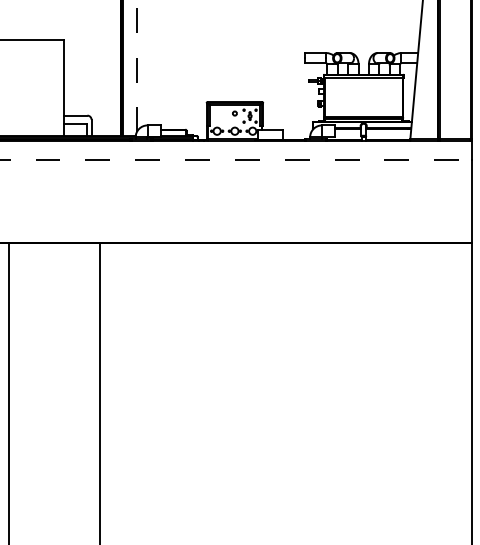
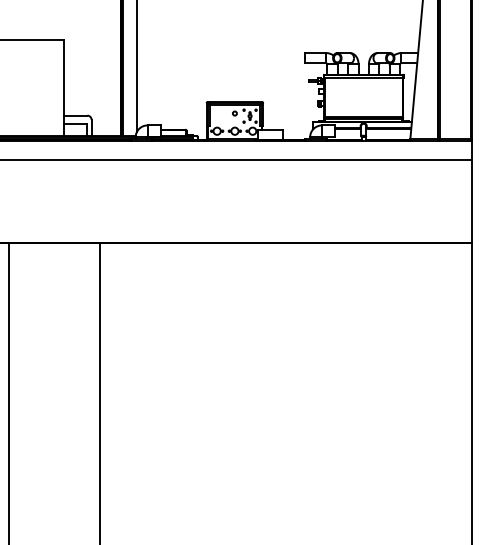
line: dashed -> solid (136, 66)
line: dashed -> solid (236, 160)
